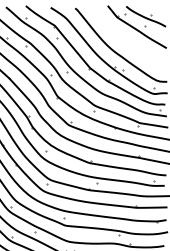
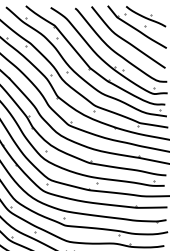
curve: none -> present (125, 39)
